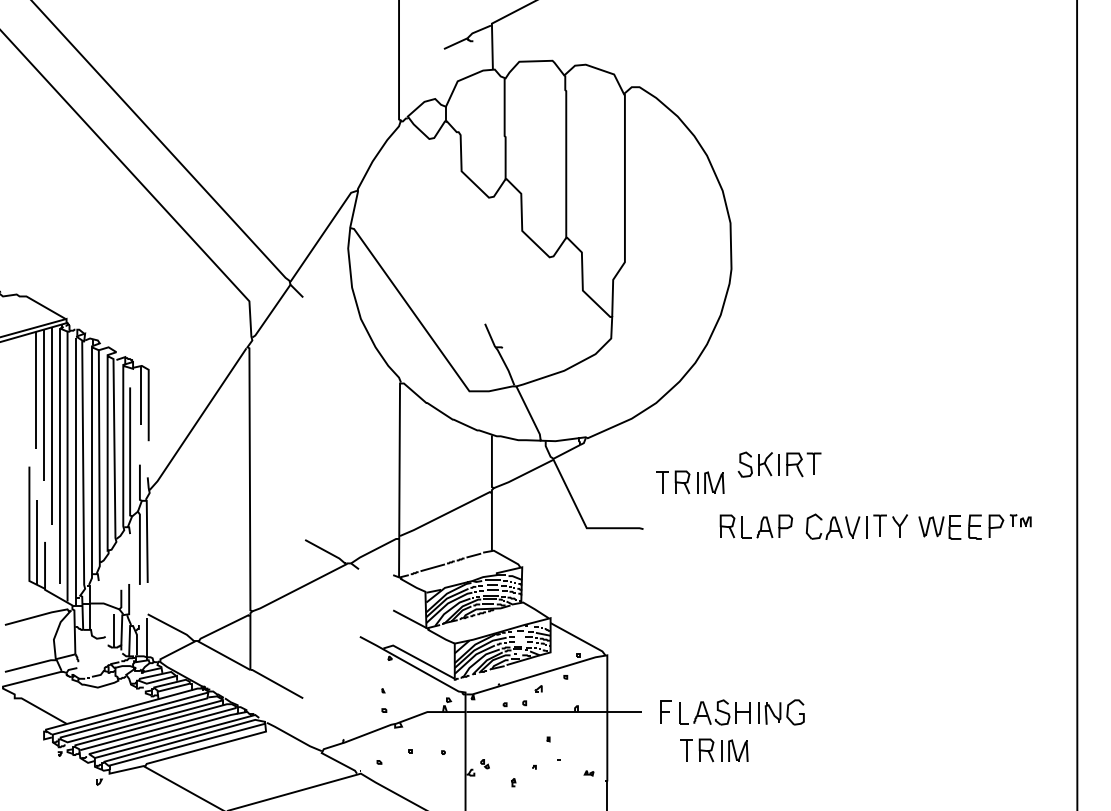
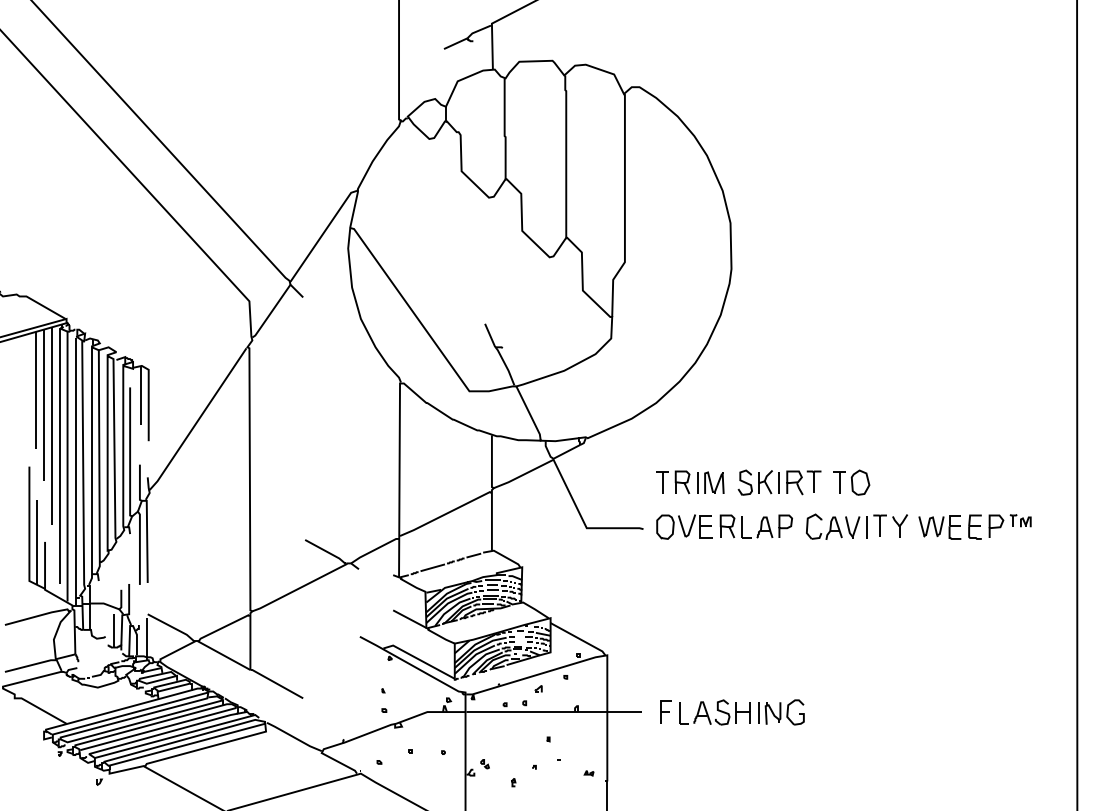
part position: (779, 464) -> (779, 482) (779, 482)
part: none -> present (851, 482)
part: none -> present (684, 526)
part: present -> none (714, 750)
